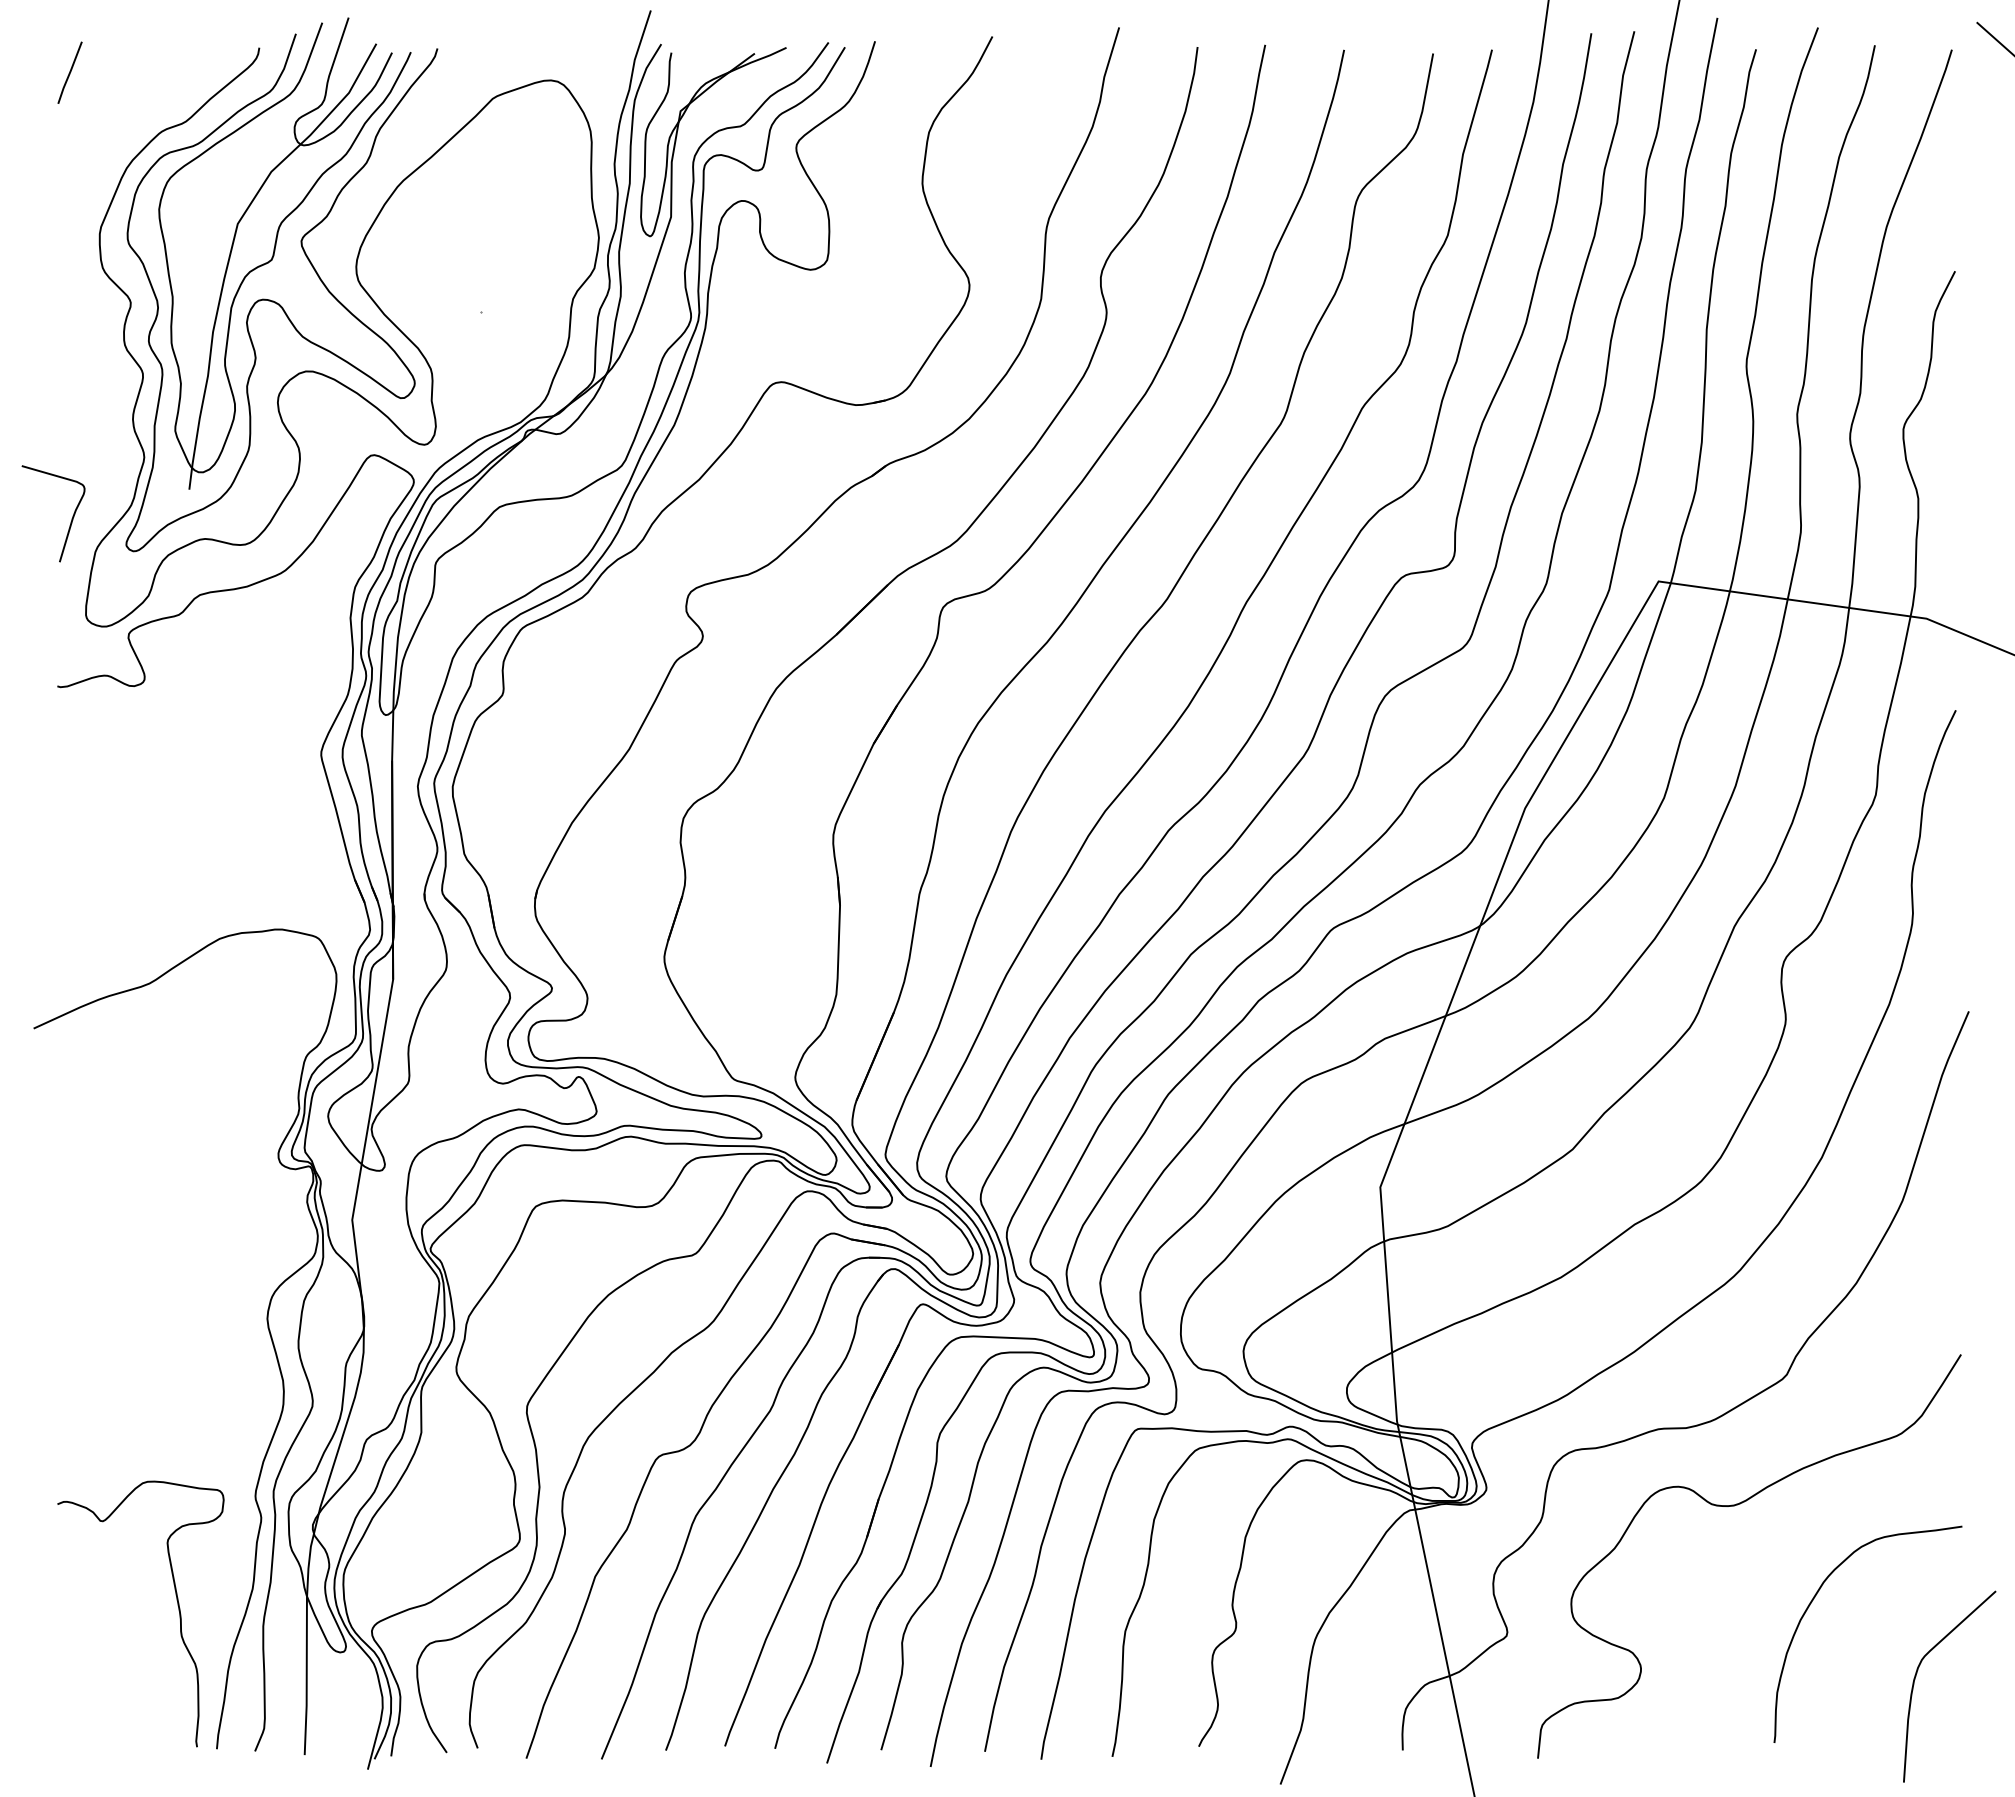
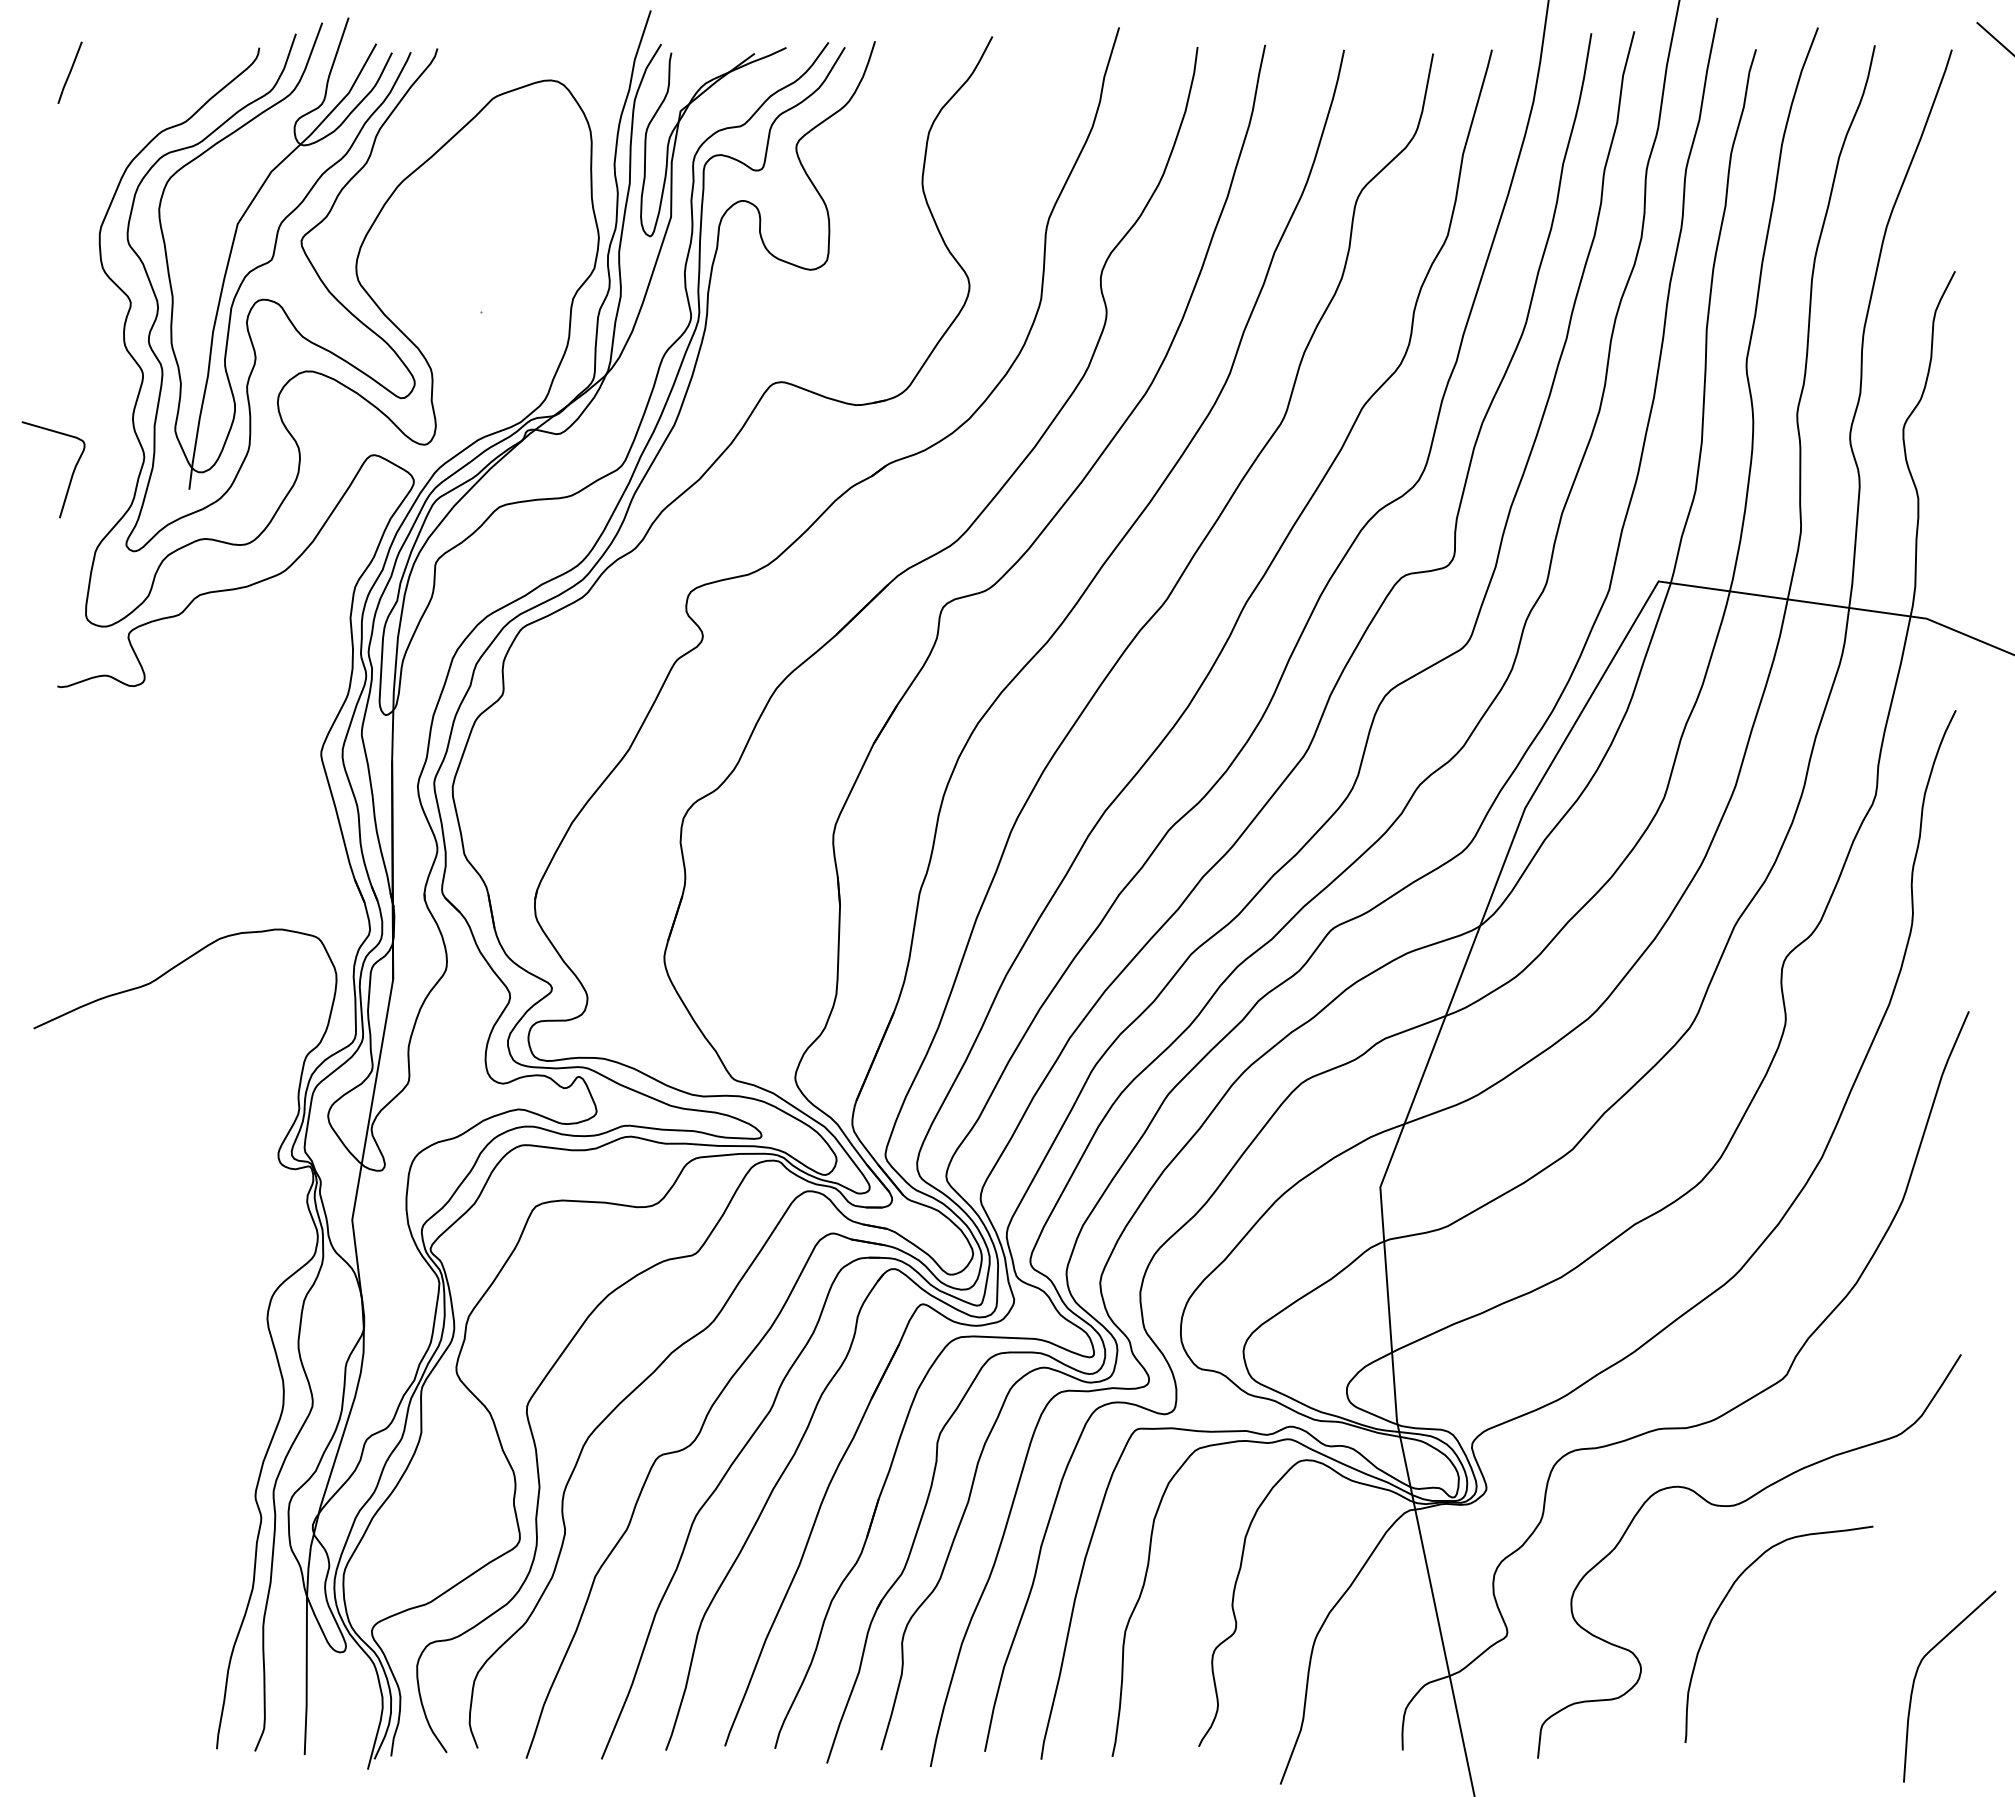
curve position: (71, 518) -> (71, 474) (71, 474)
curve position: (1812, 1602) -> (1723, 1602) (1723, 1602)
curve: present -> none (177, 1605)
